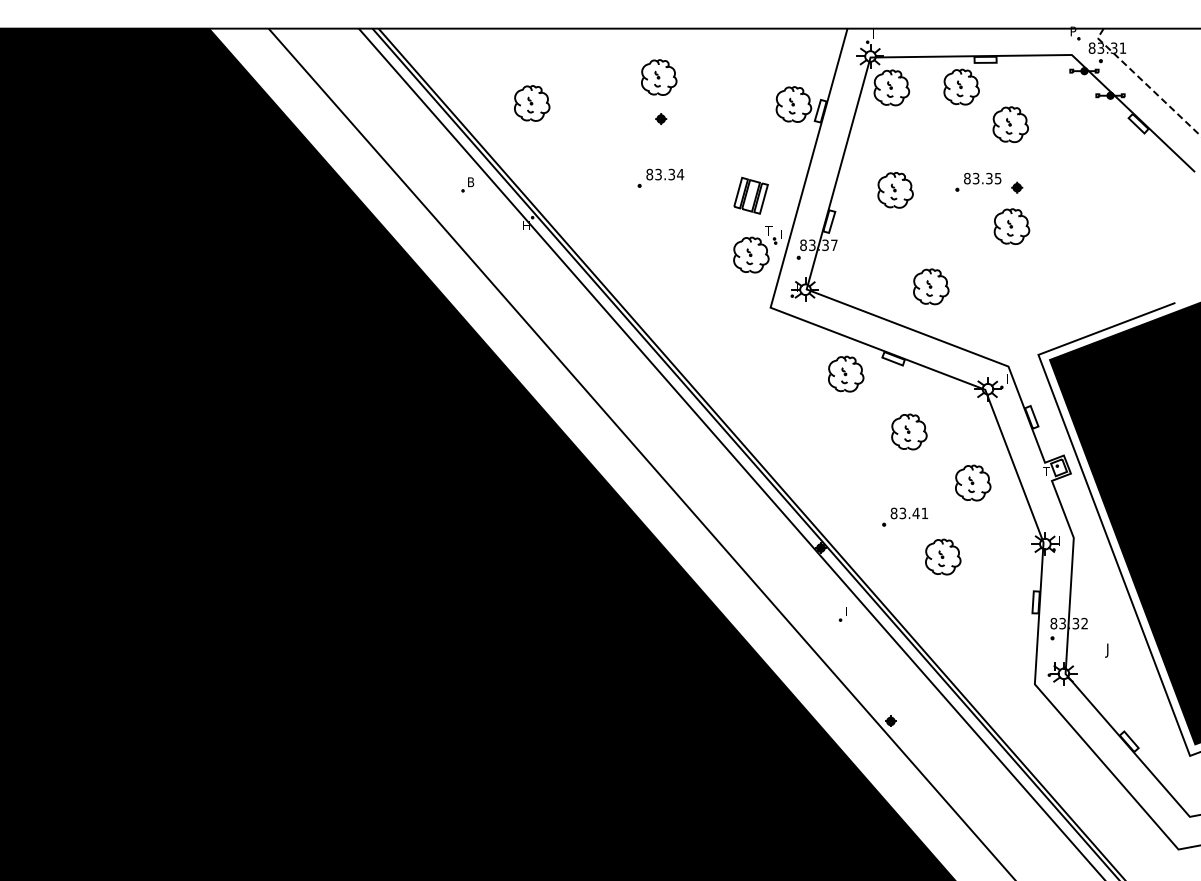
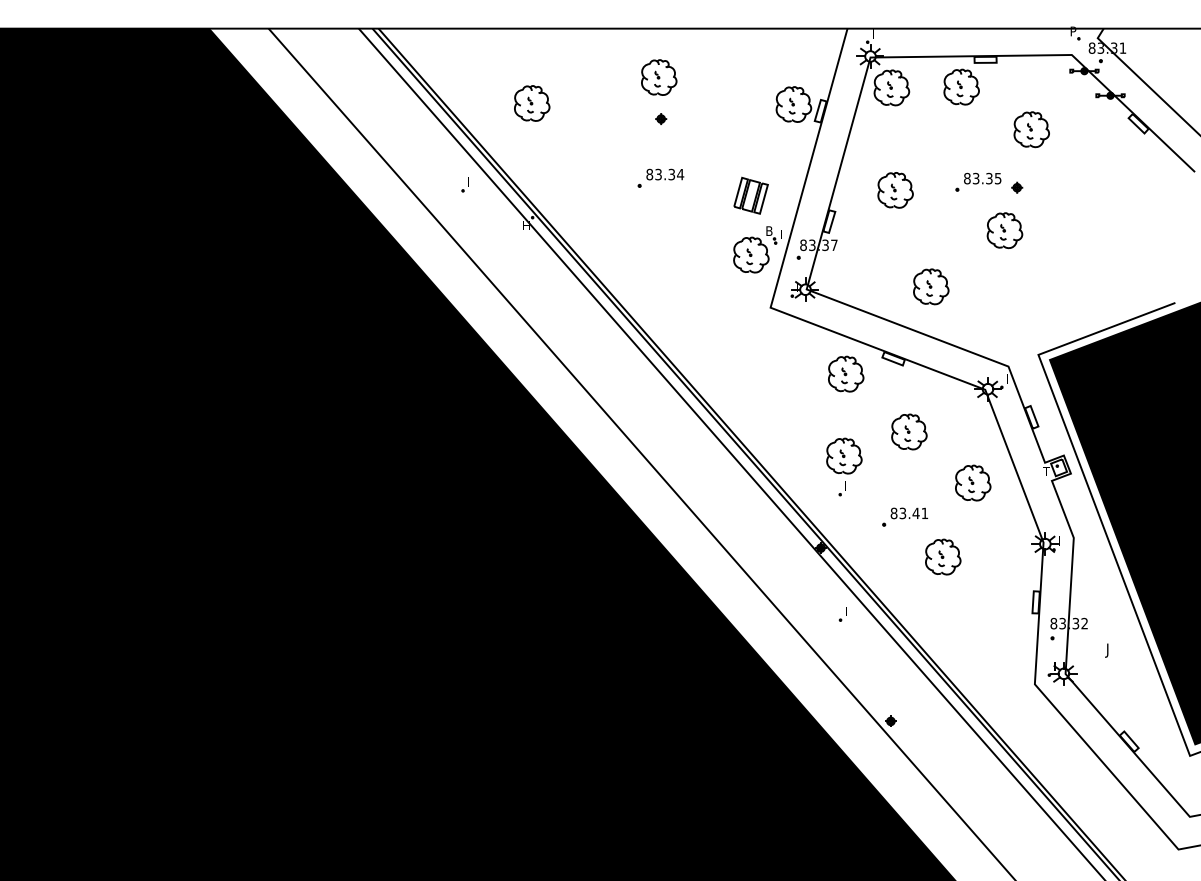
line: dashed -> solid (1144, 82)
part position: (1010, 124) -> (1031, 129) (1031, 129)
text: B -> I (471, 182)
part position: (1011, 226) -> (1004, 230) (1004, 230)
text: T -> B (768, 230)
part: none -> present (844, 466)
